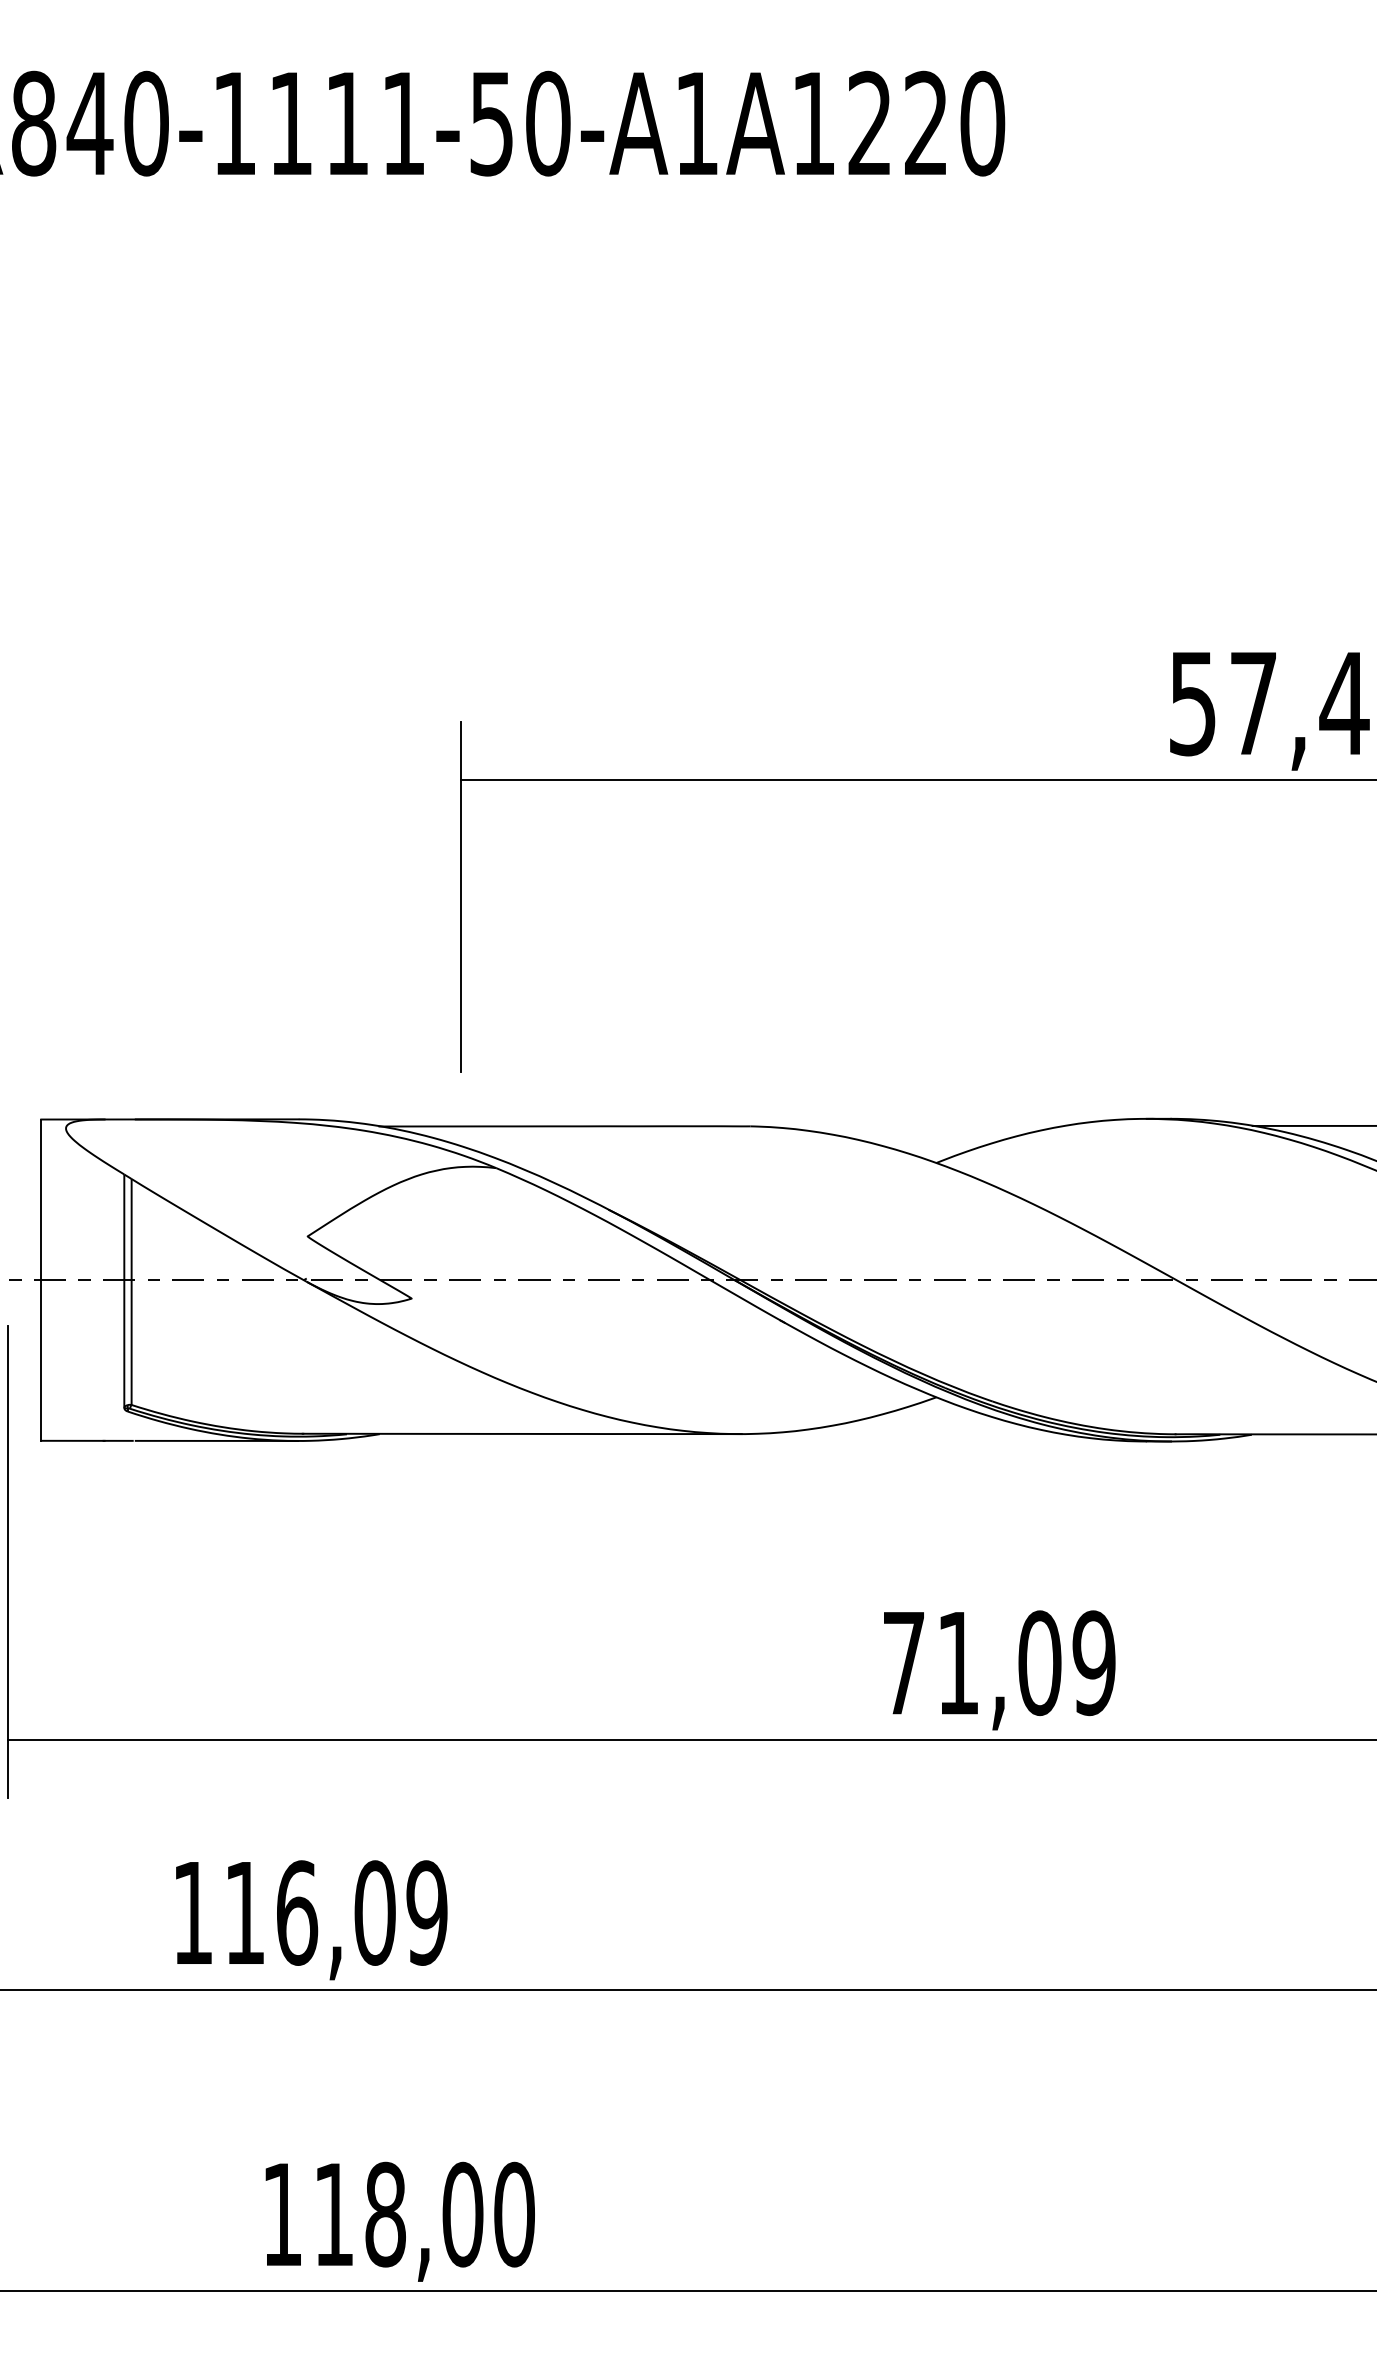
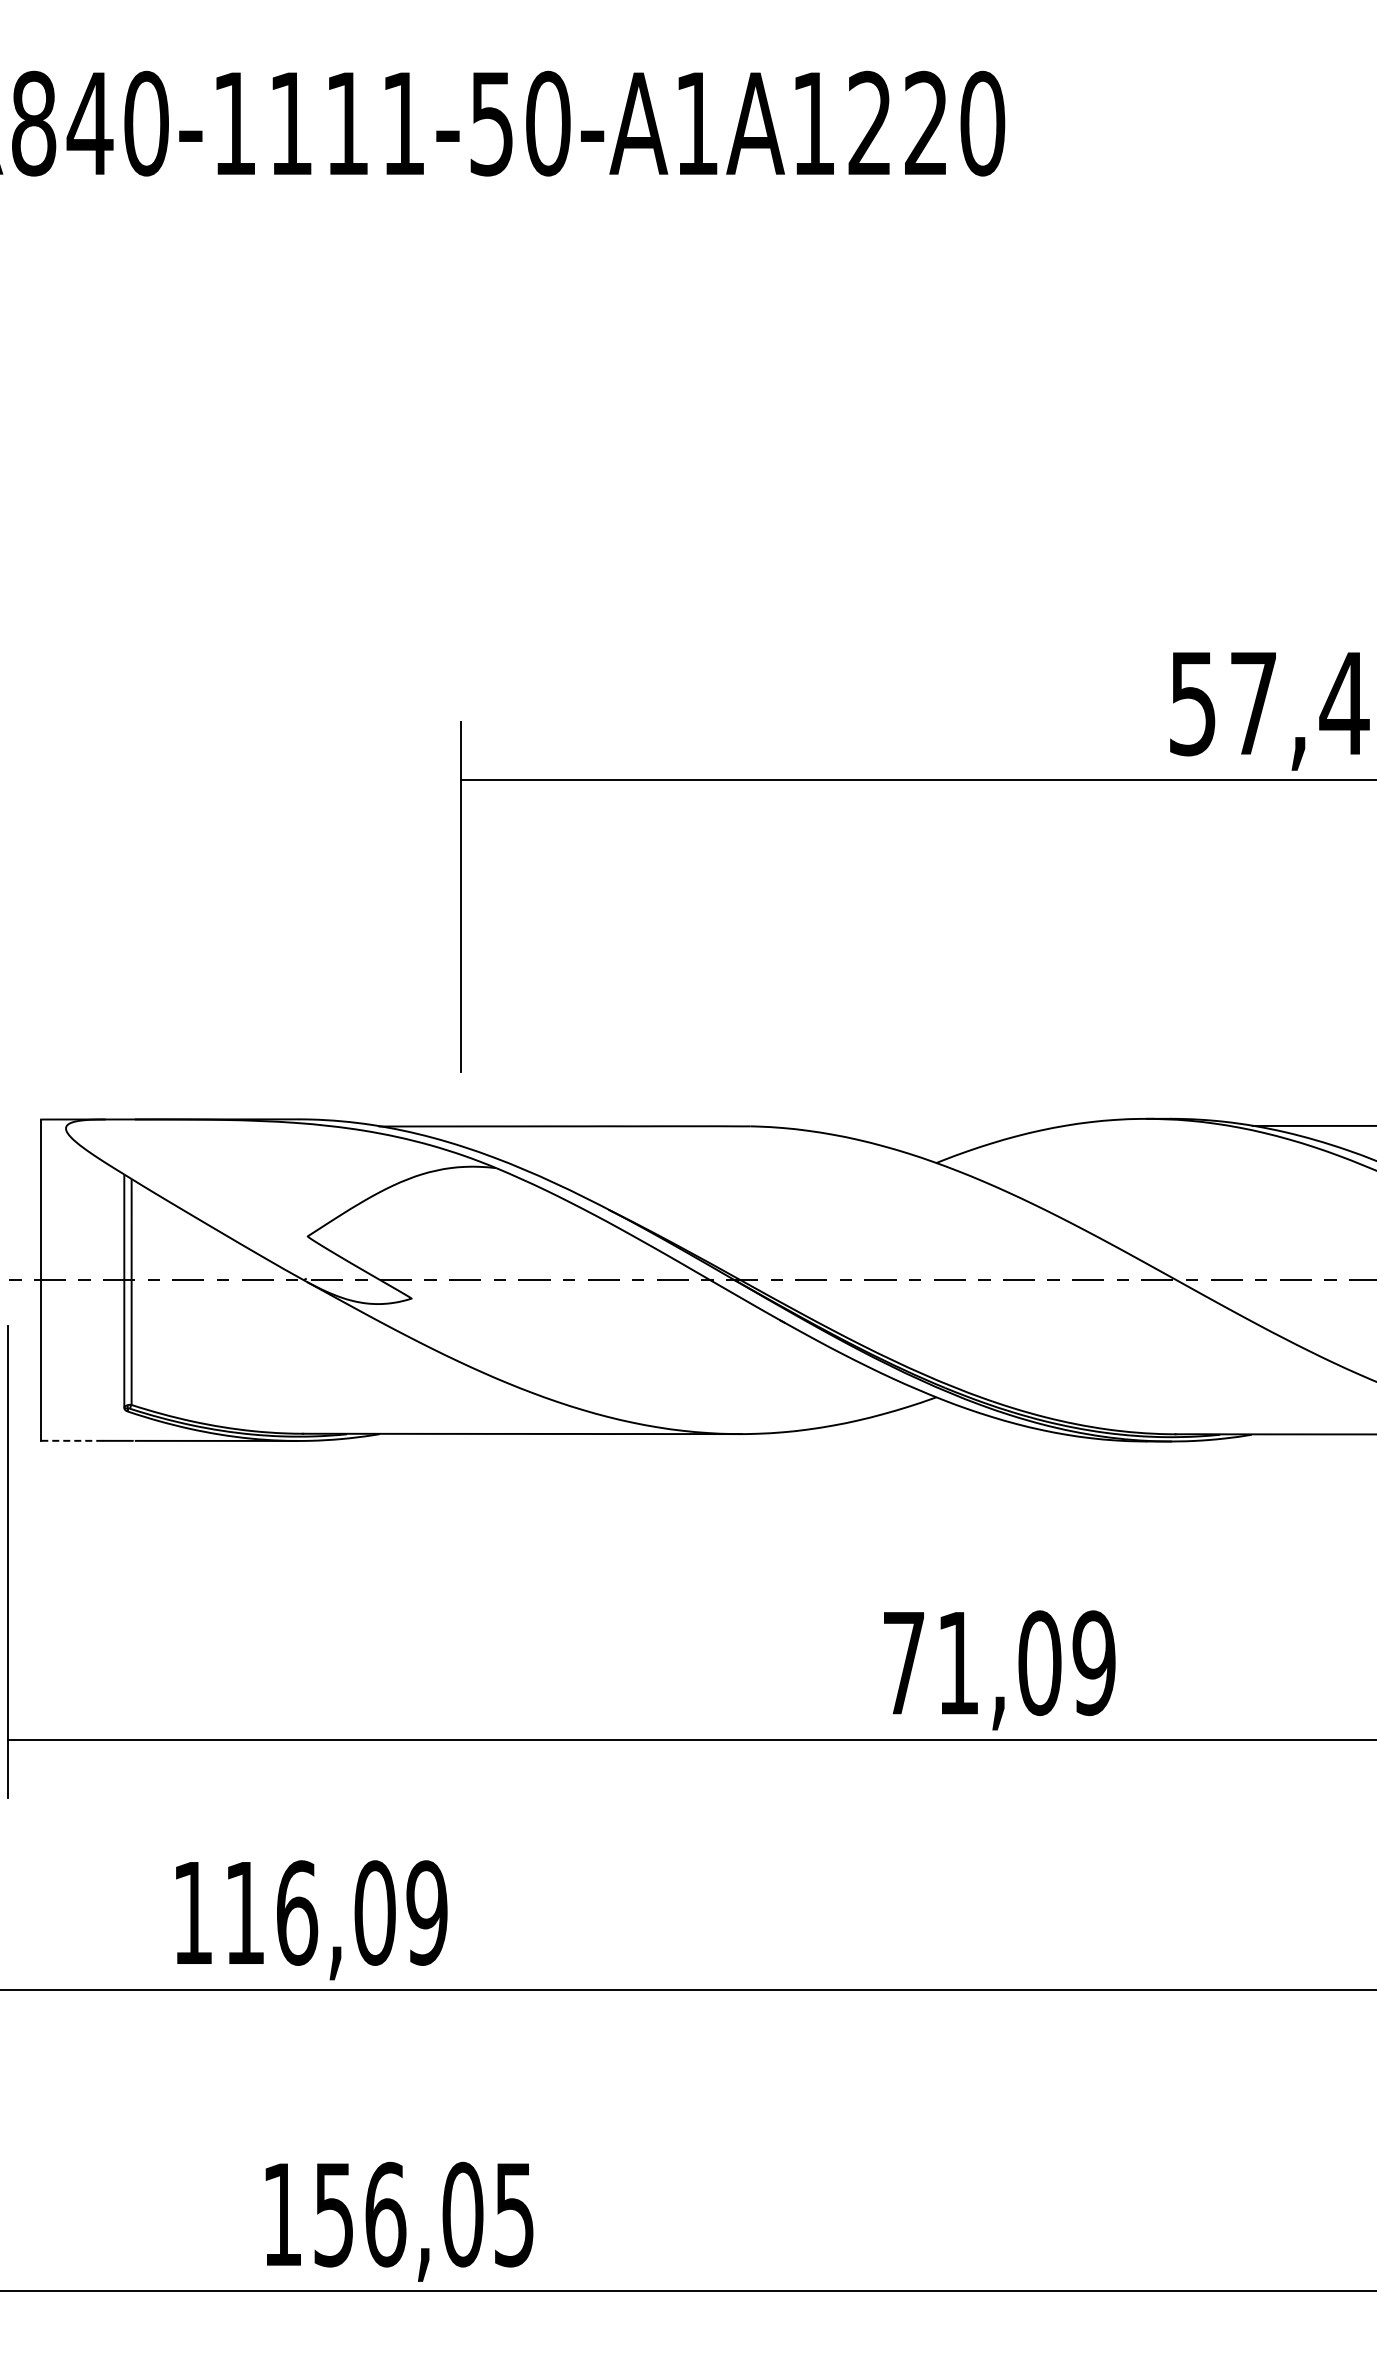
line: solid -> dashed (72, 1440)
text: 118,00 -> 156,05 (424, 2214)
